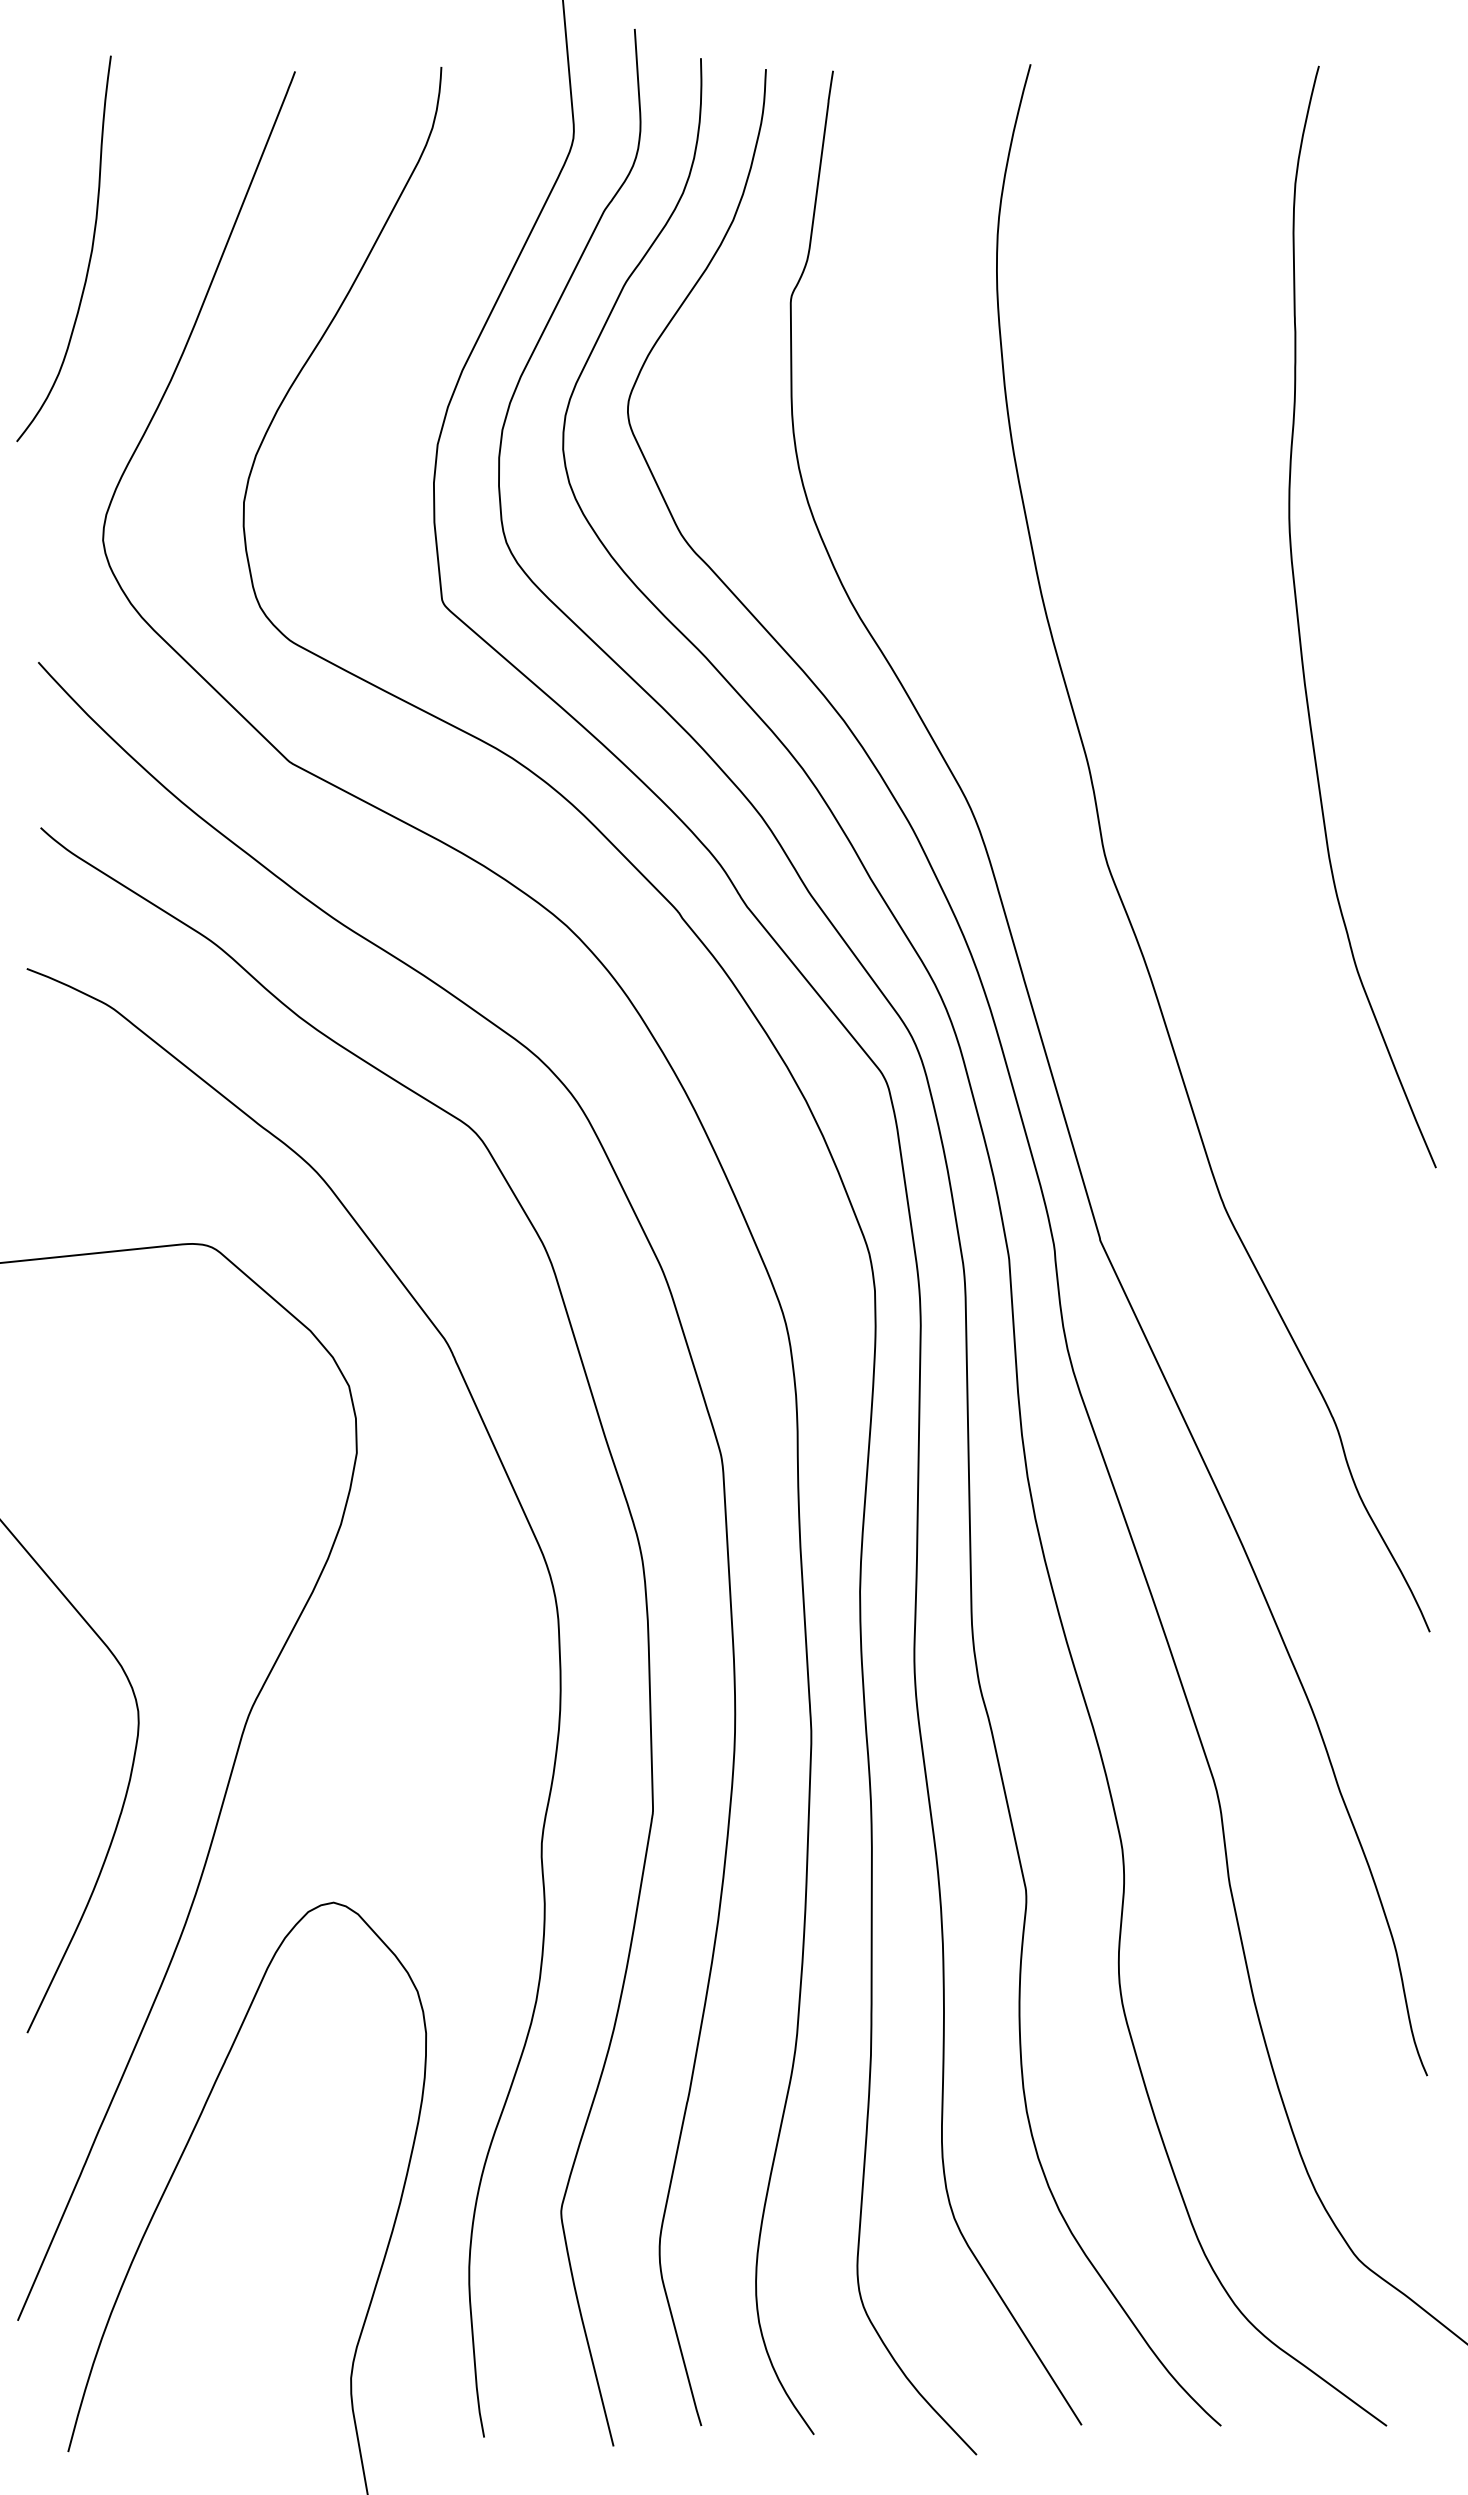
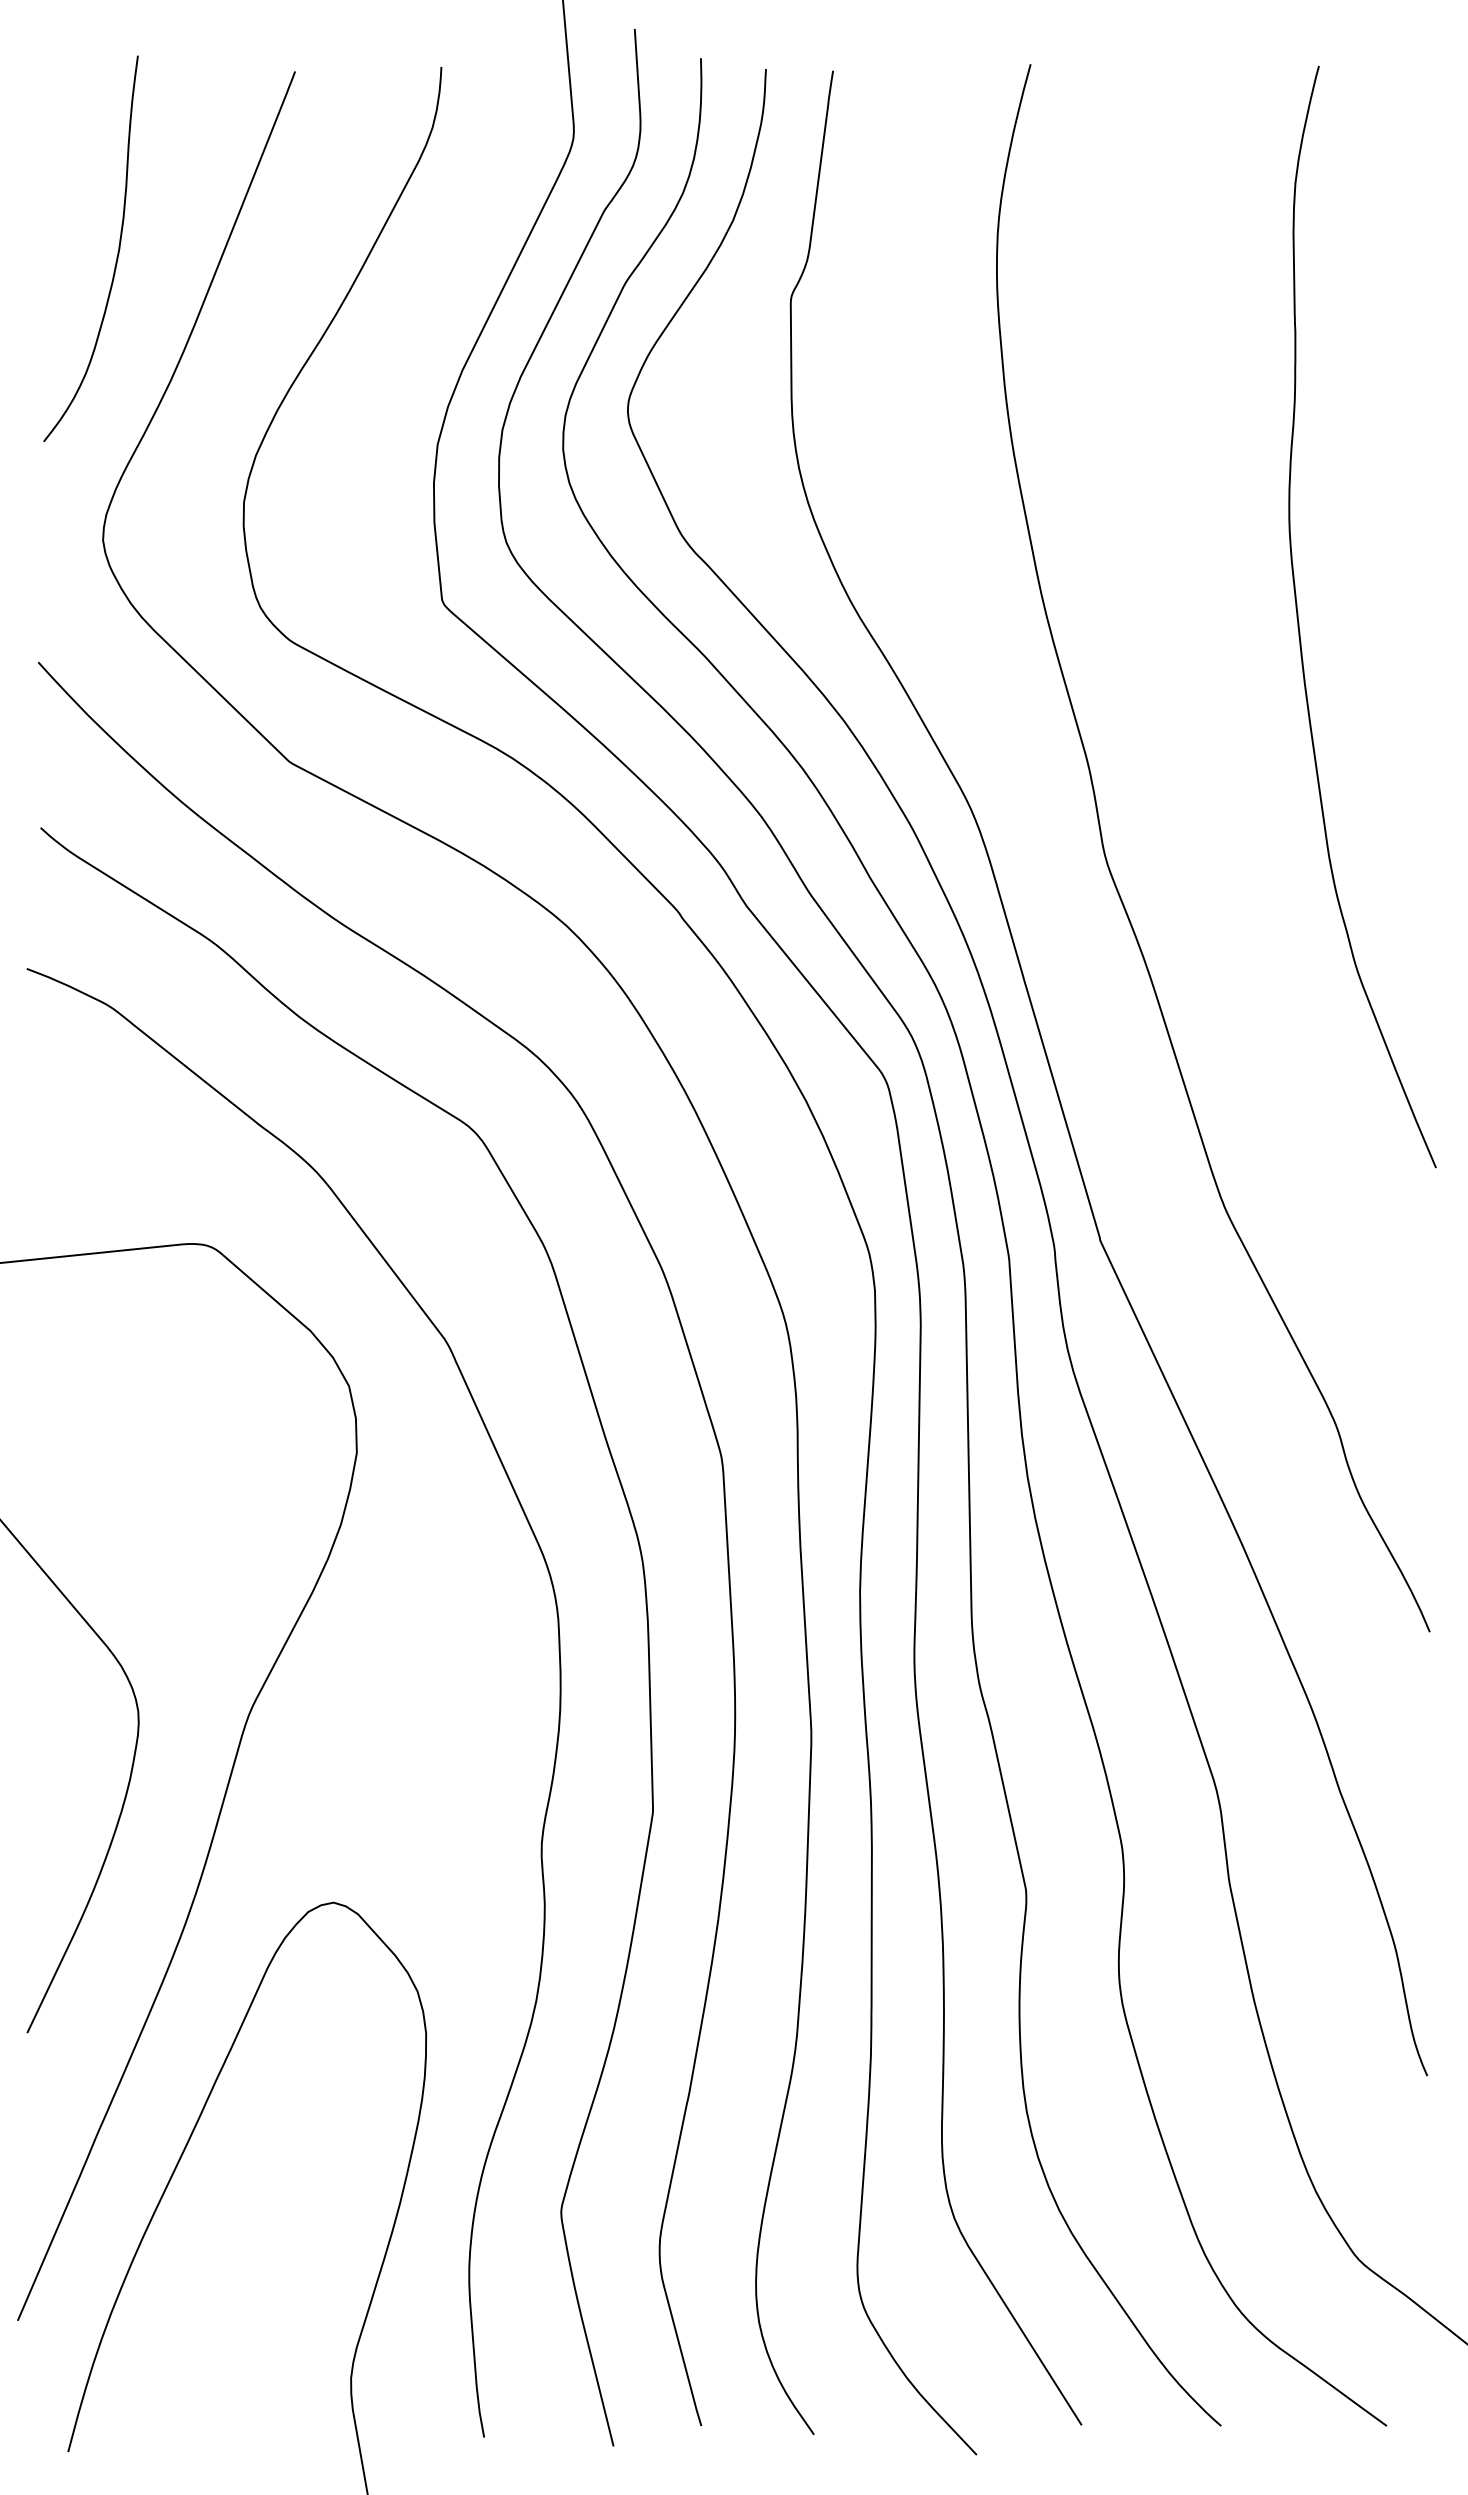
curve position: (89, 256) -> (116, 256) (116, 256)
